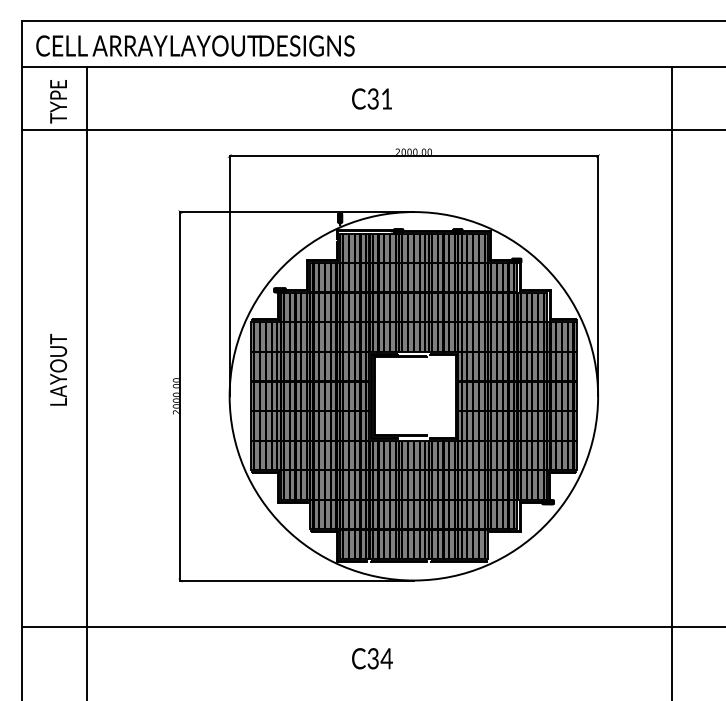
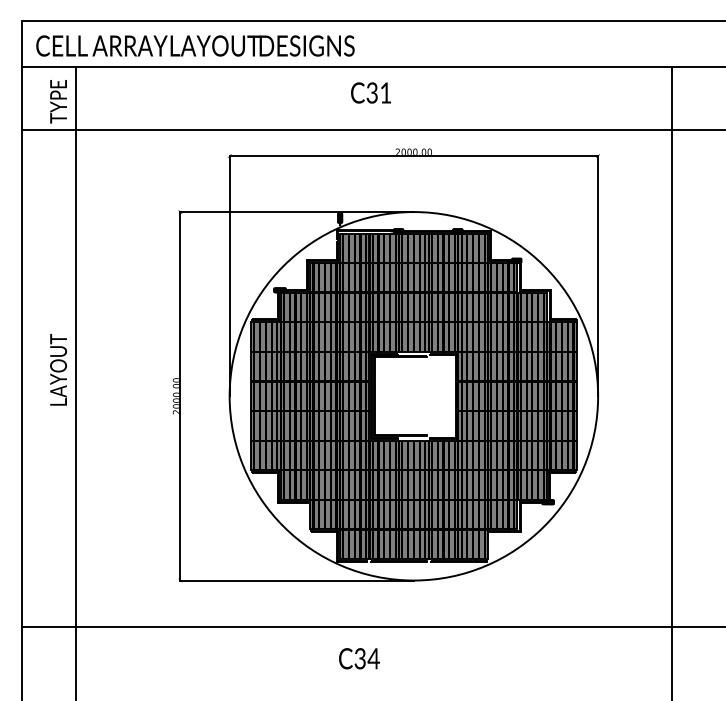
text position: (371, 98) -> (370, 92) (370, 92)
line position: (87, 382) -> (76, 382) (76, 382)
text position: (372, 658) -> (359, 658) (359, 658)
